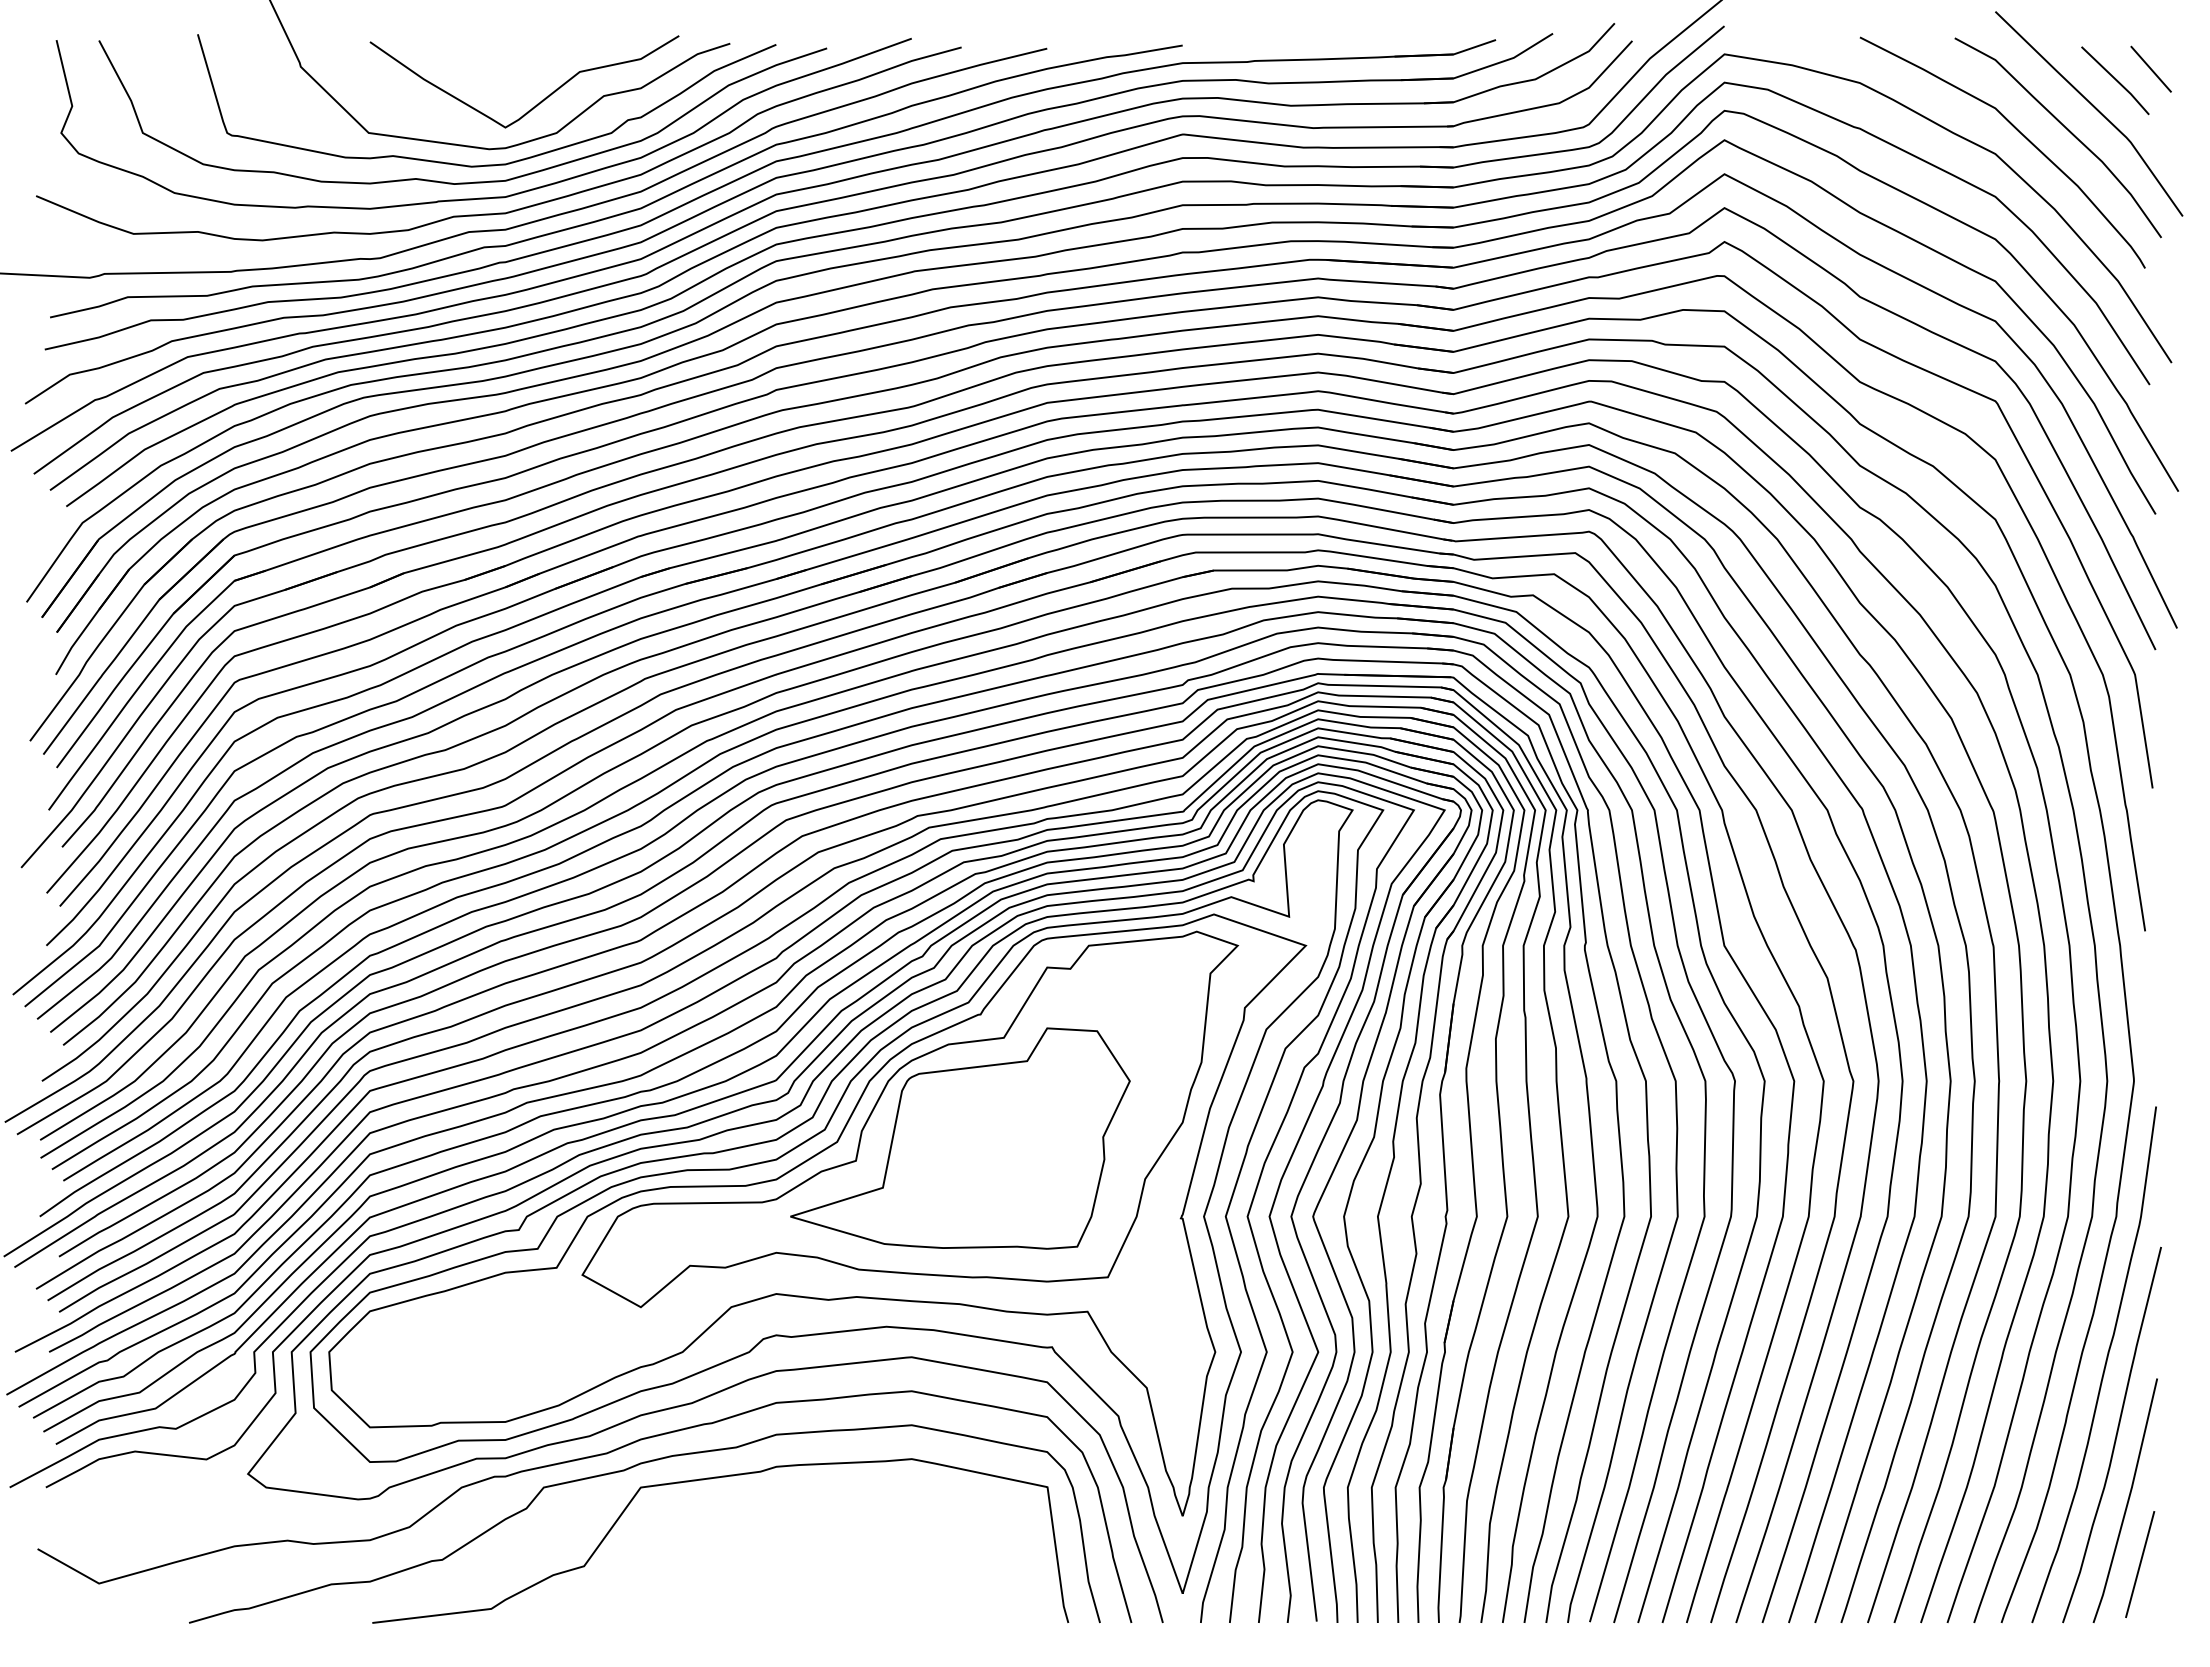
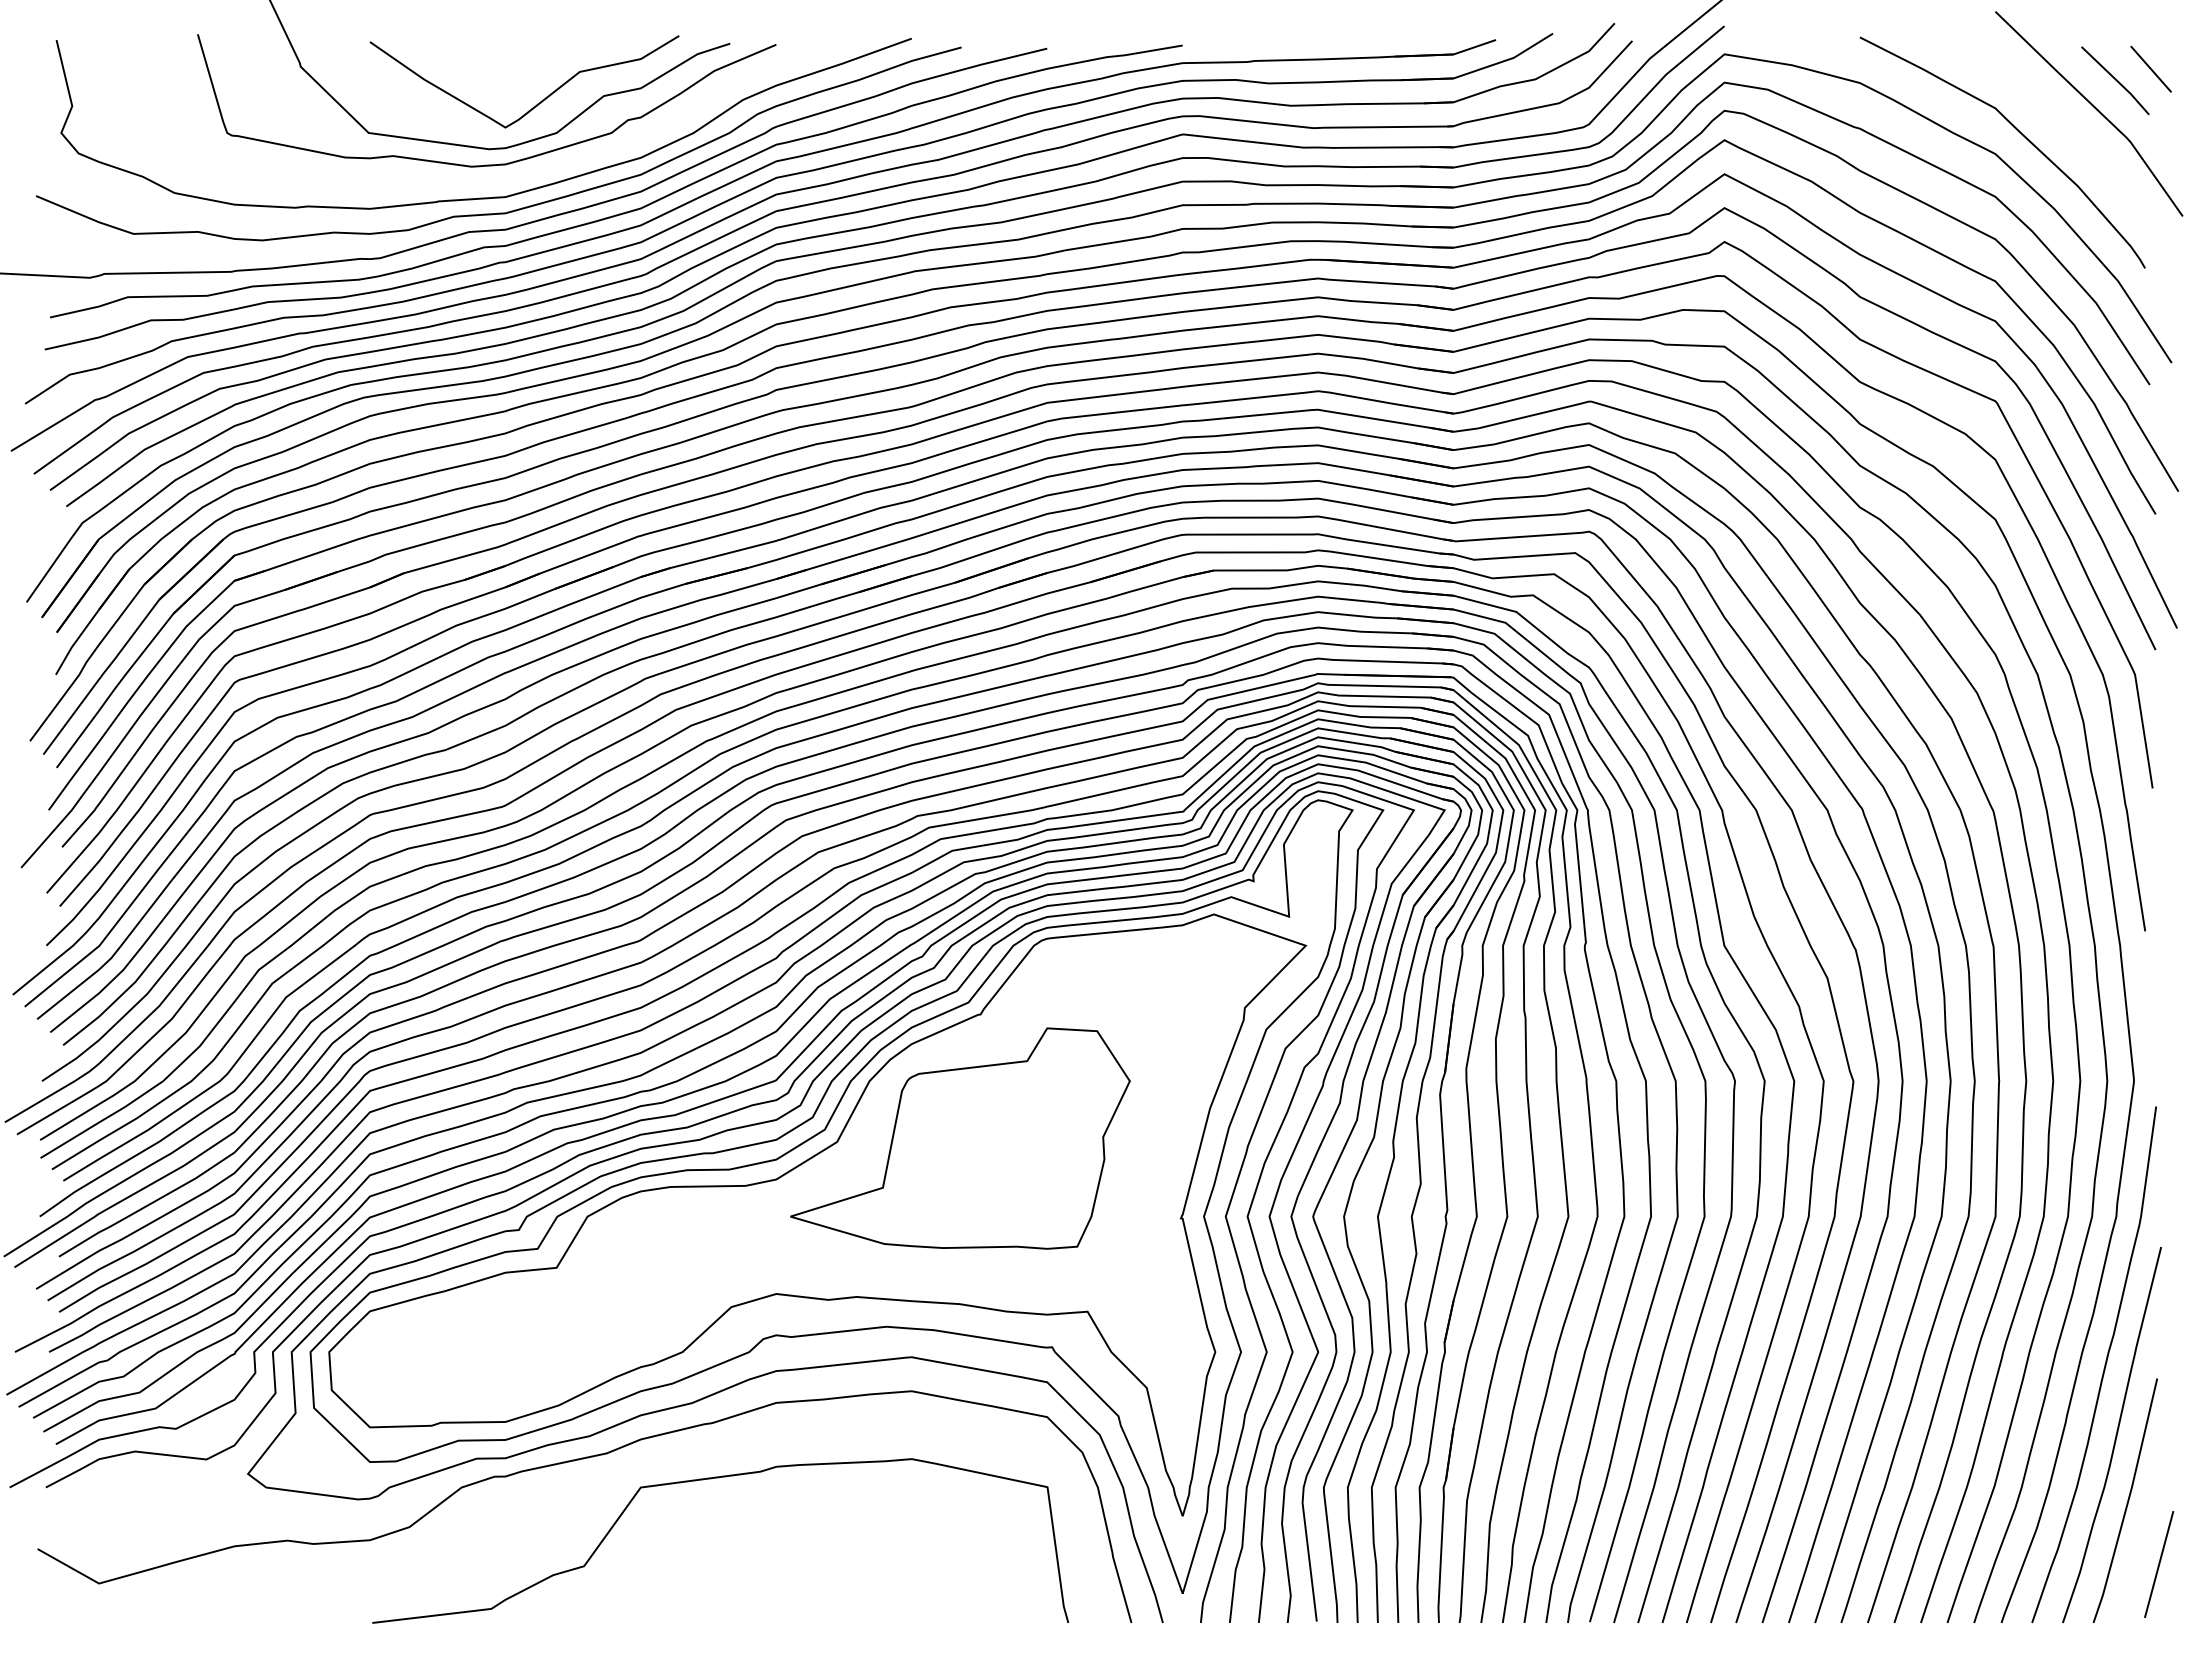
curve: present -> none (2065, 128)
curve: present -> none (462, 182)
part: present -> none (910, 1119)
curve: present -> none (624, 1471)
line position: (2140, 1564) -> (2159, 1564) (2159, 1564)
